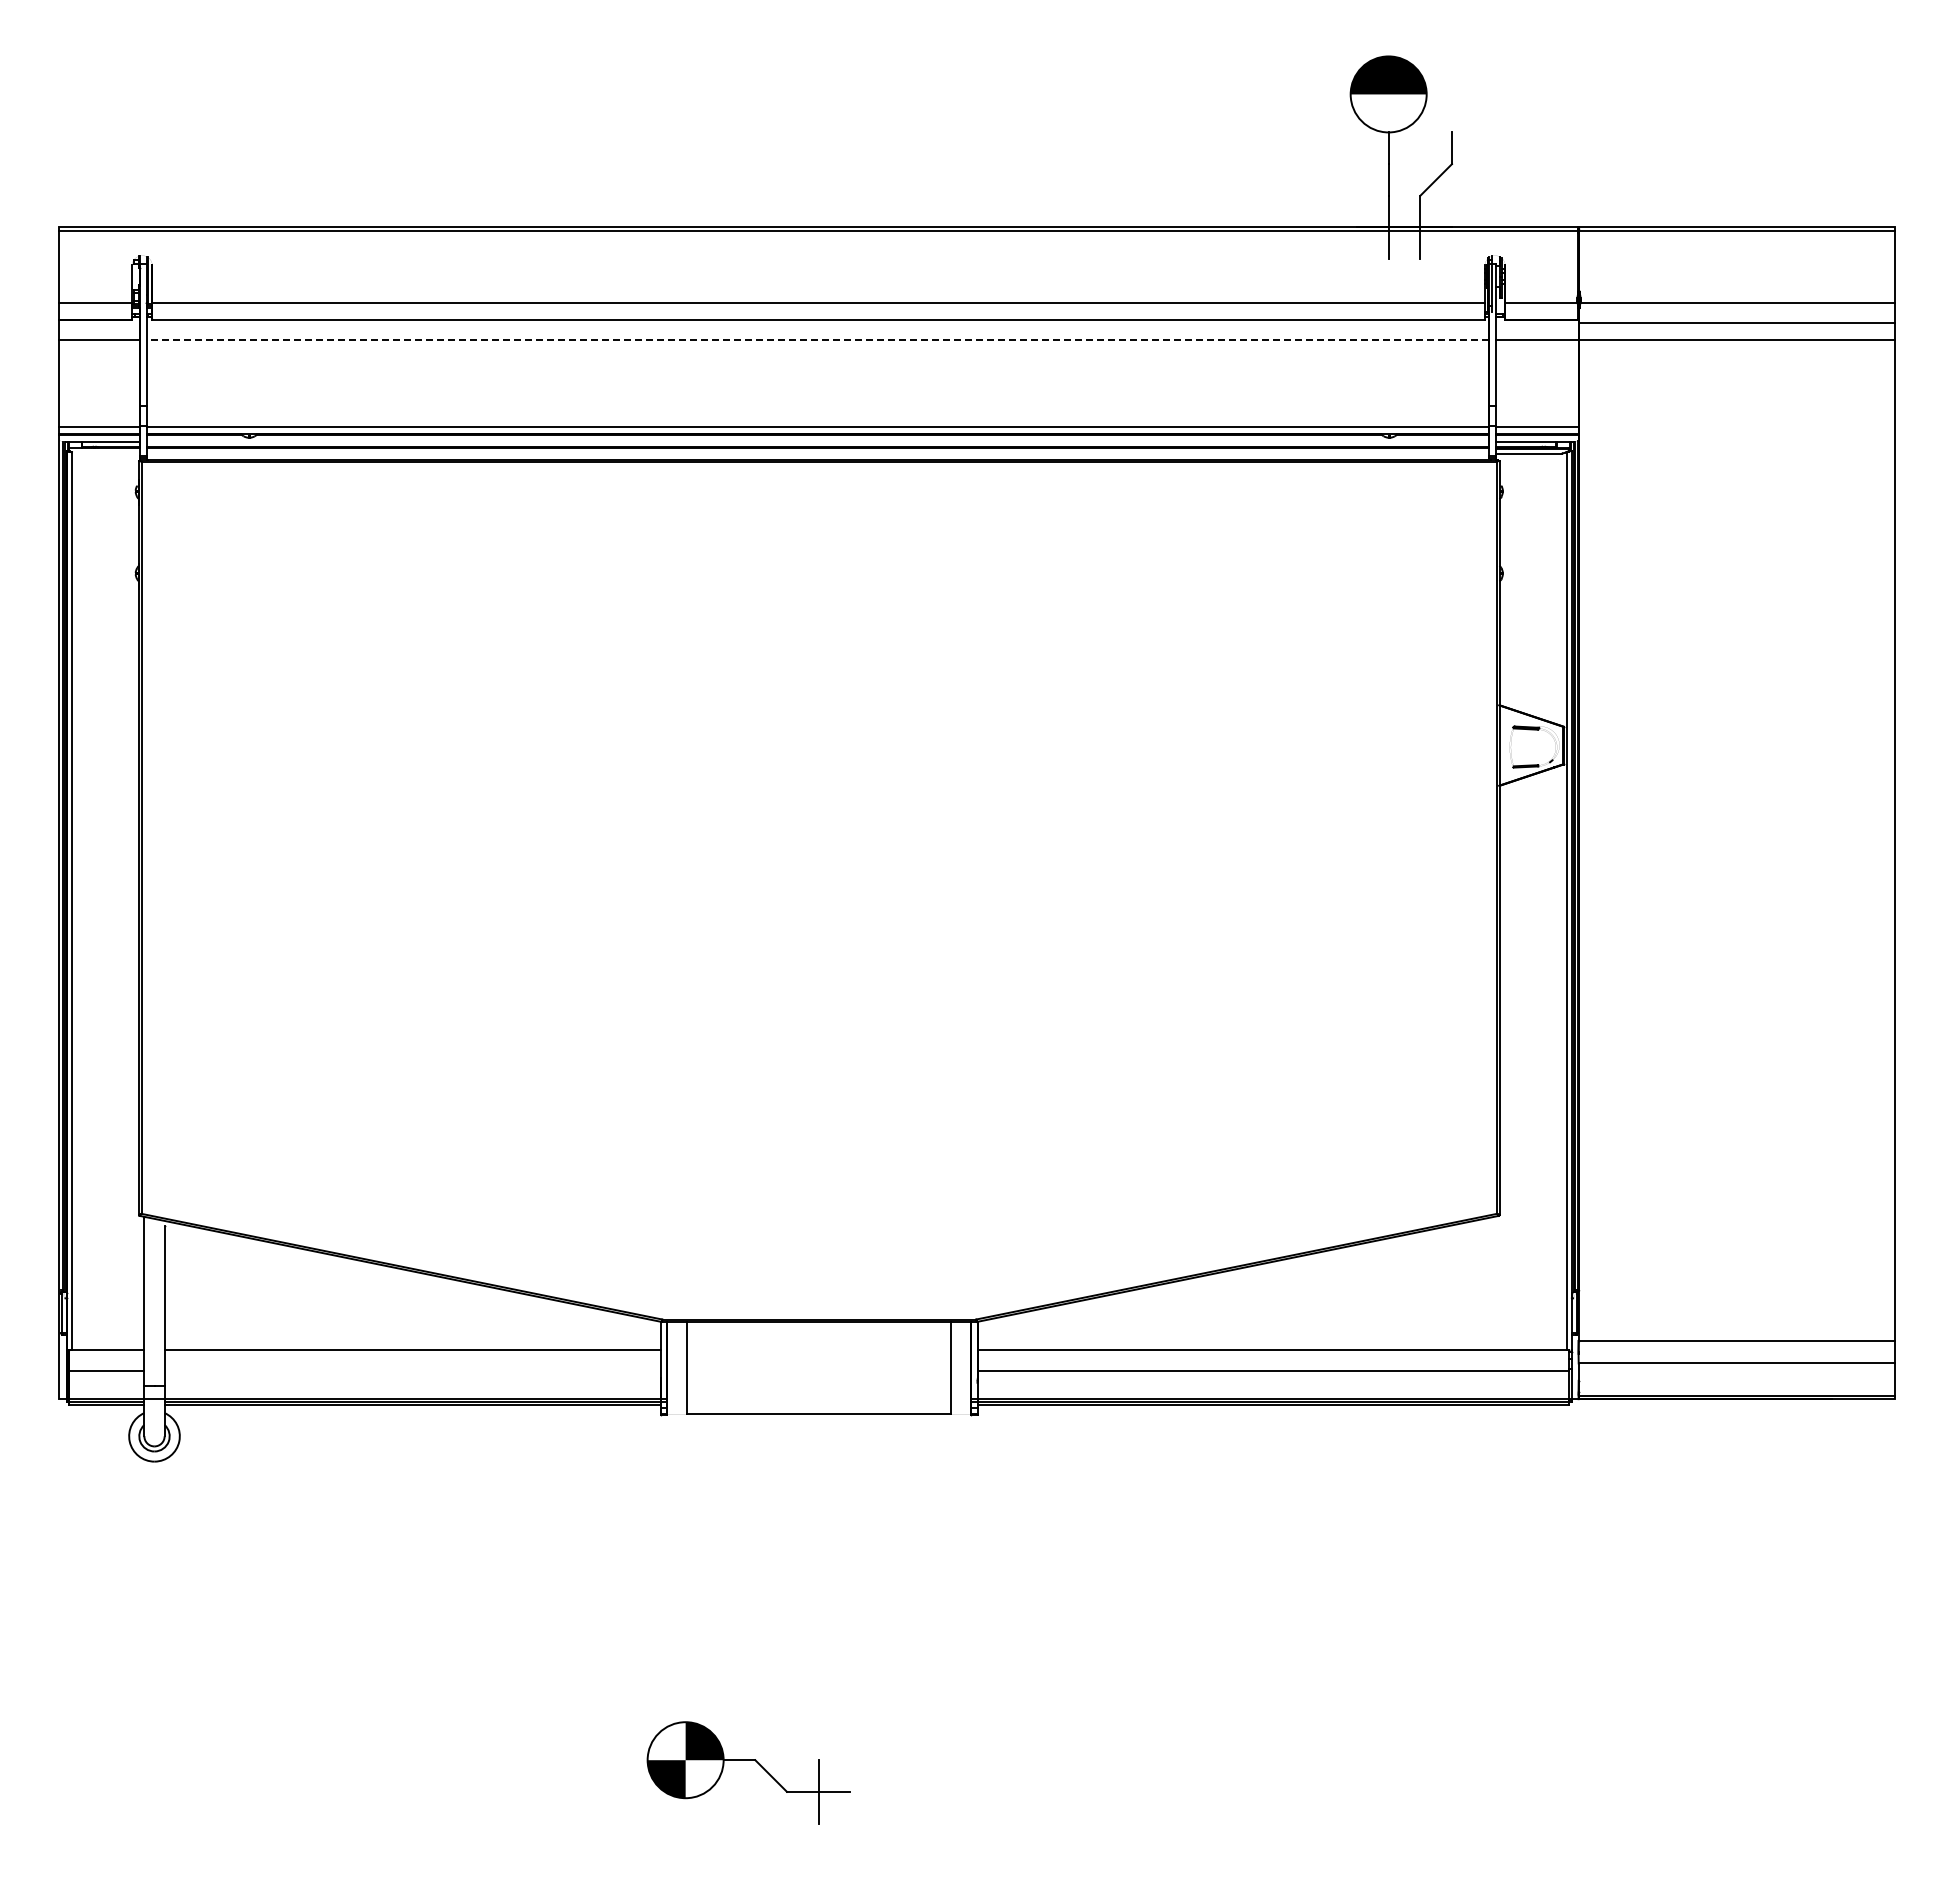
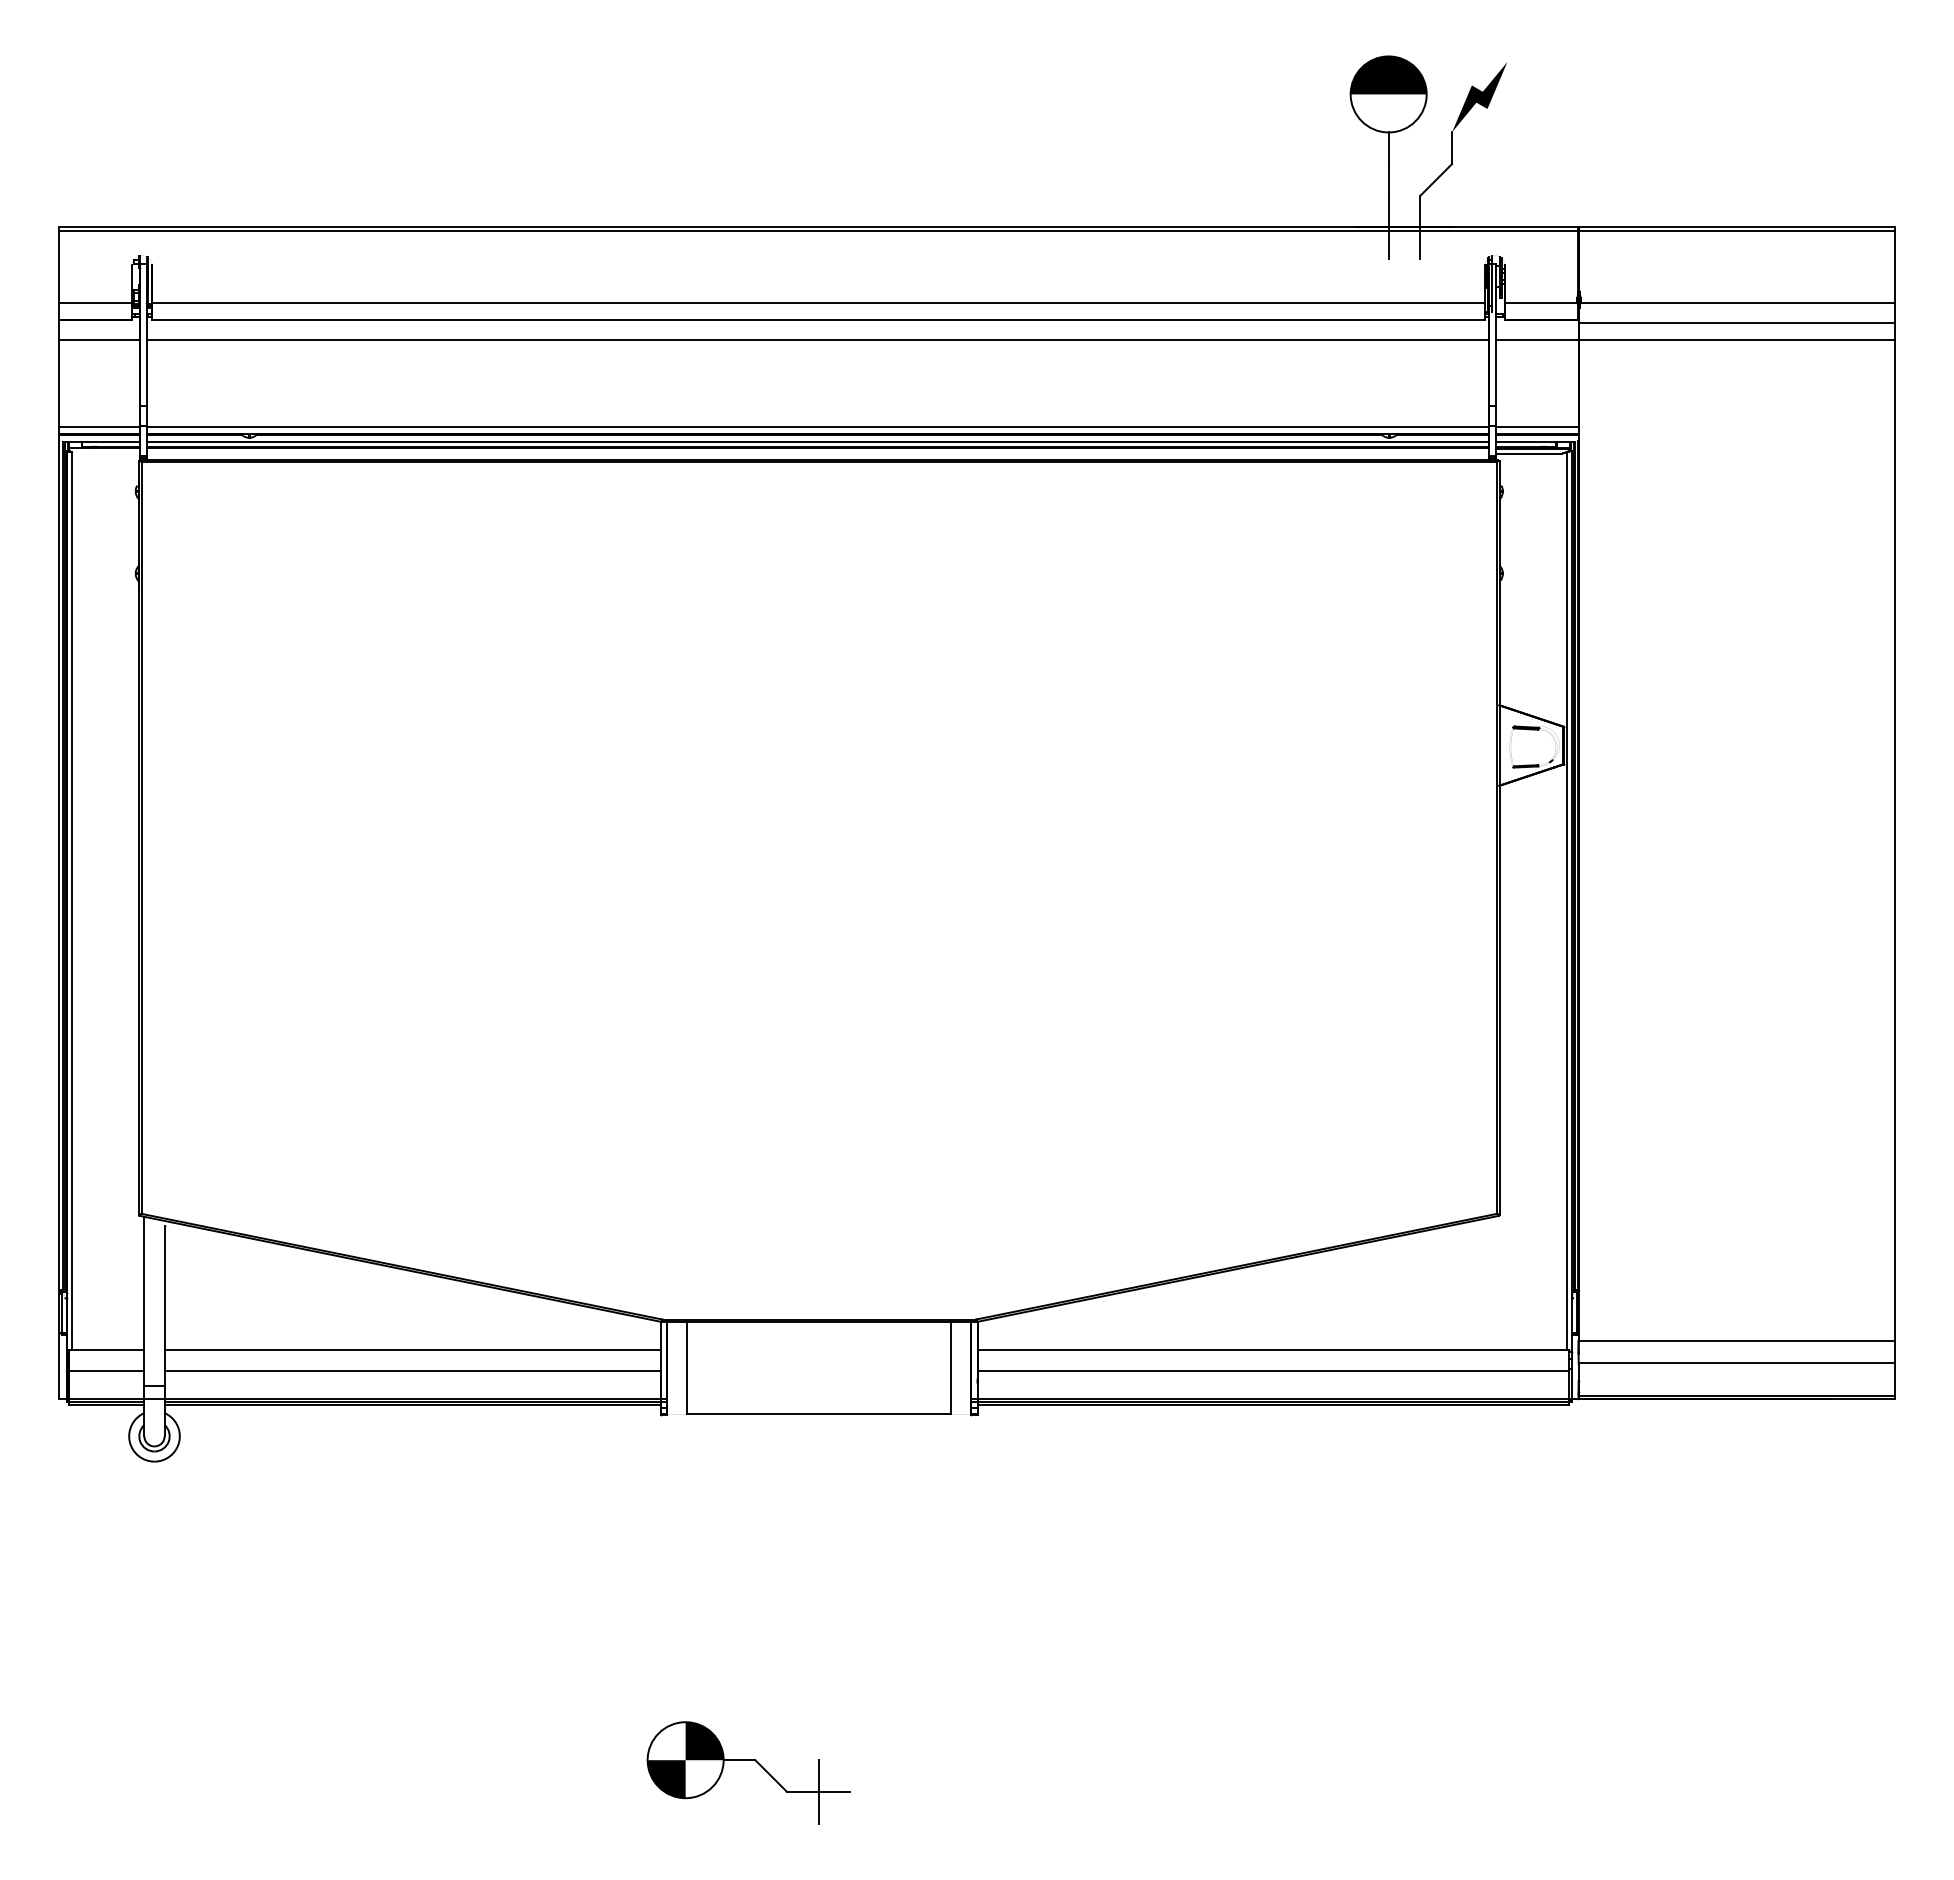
fill: none -> present (1479, 97)
line: dashed -> solid (817, 339)
line: none -> present (817, 441)
line: none -> present (412, 1371)
